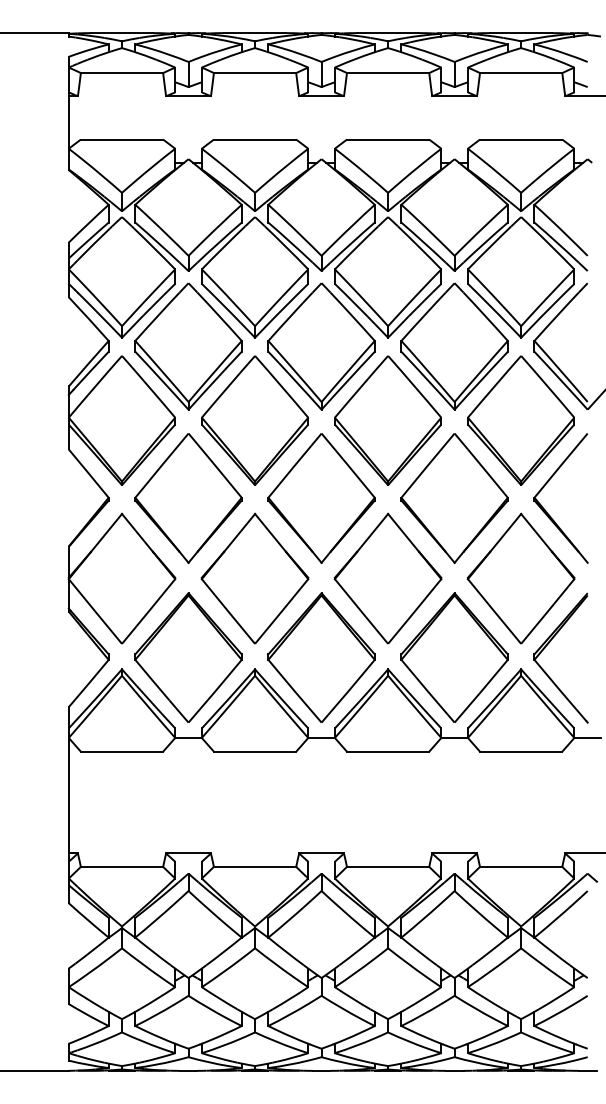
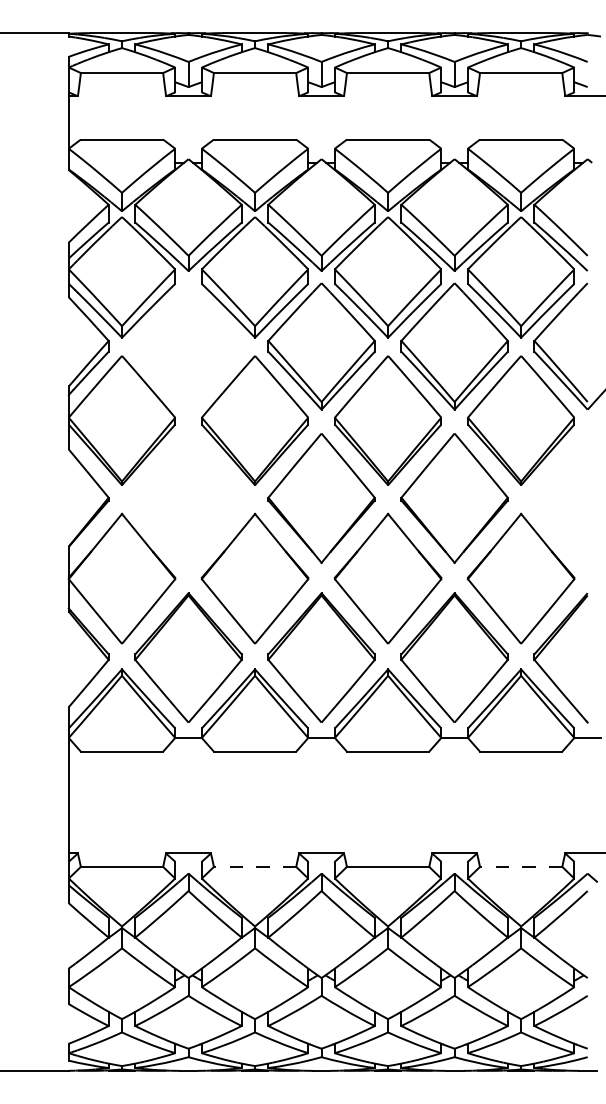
part: present -> none (188, 346)
part: present -> none (188, 498)
part: present -> none (546, 510)
line: solid -> dashed (254, 866)
line: solid -> dashed (520, 866)
